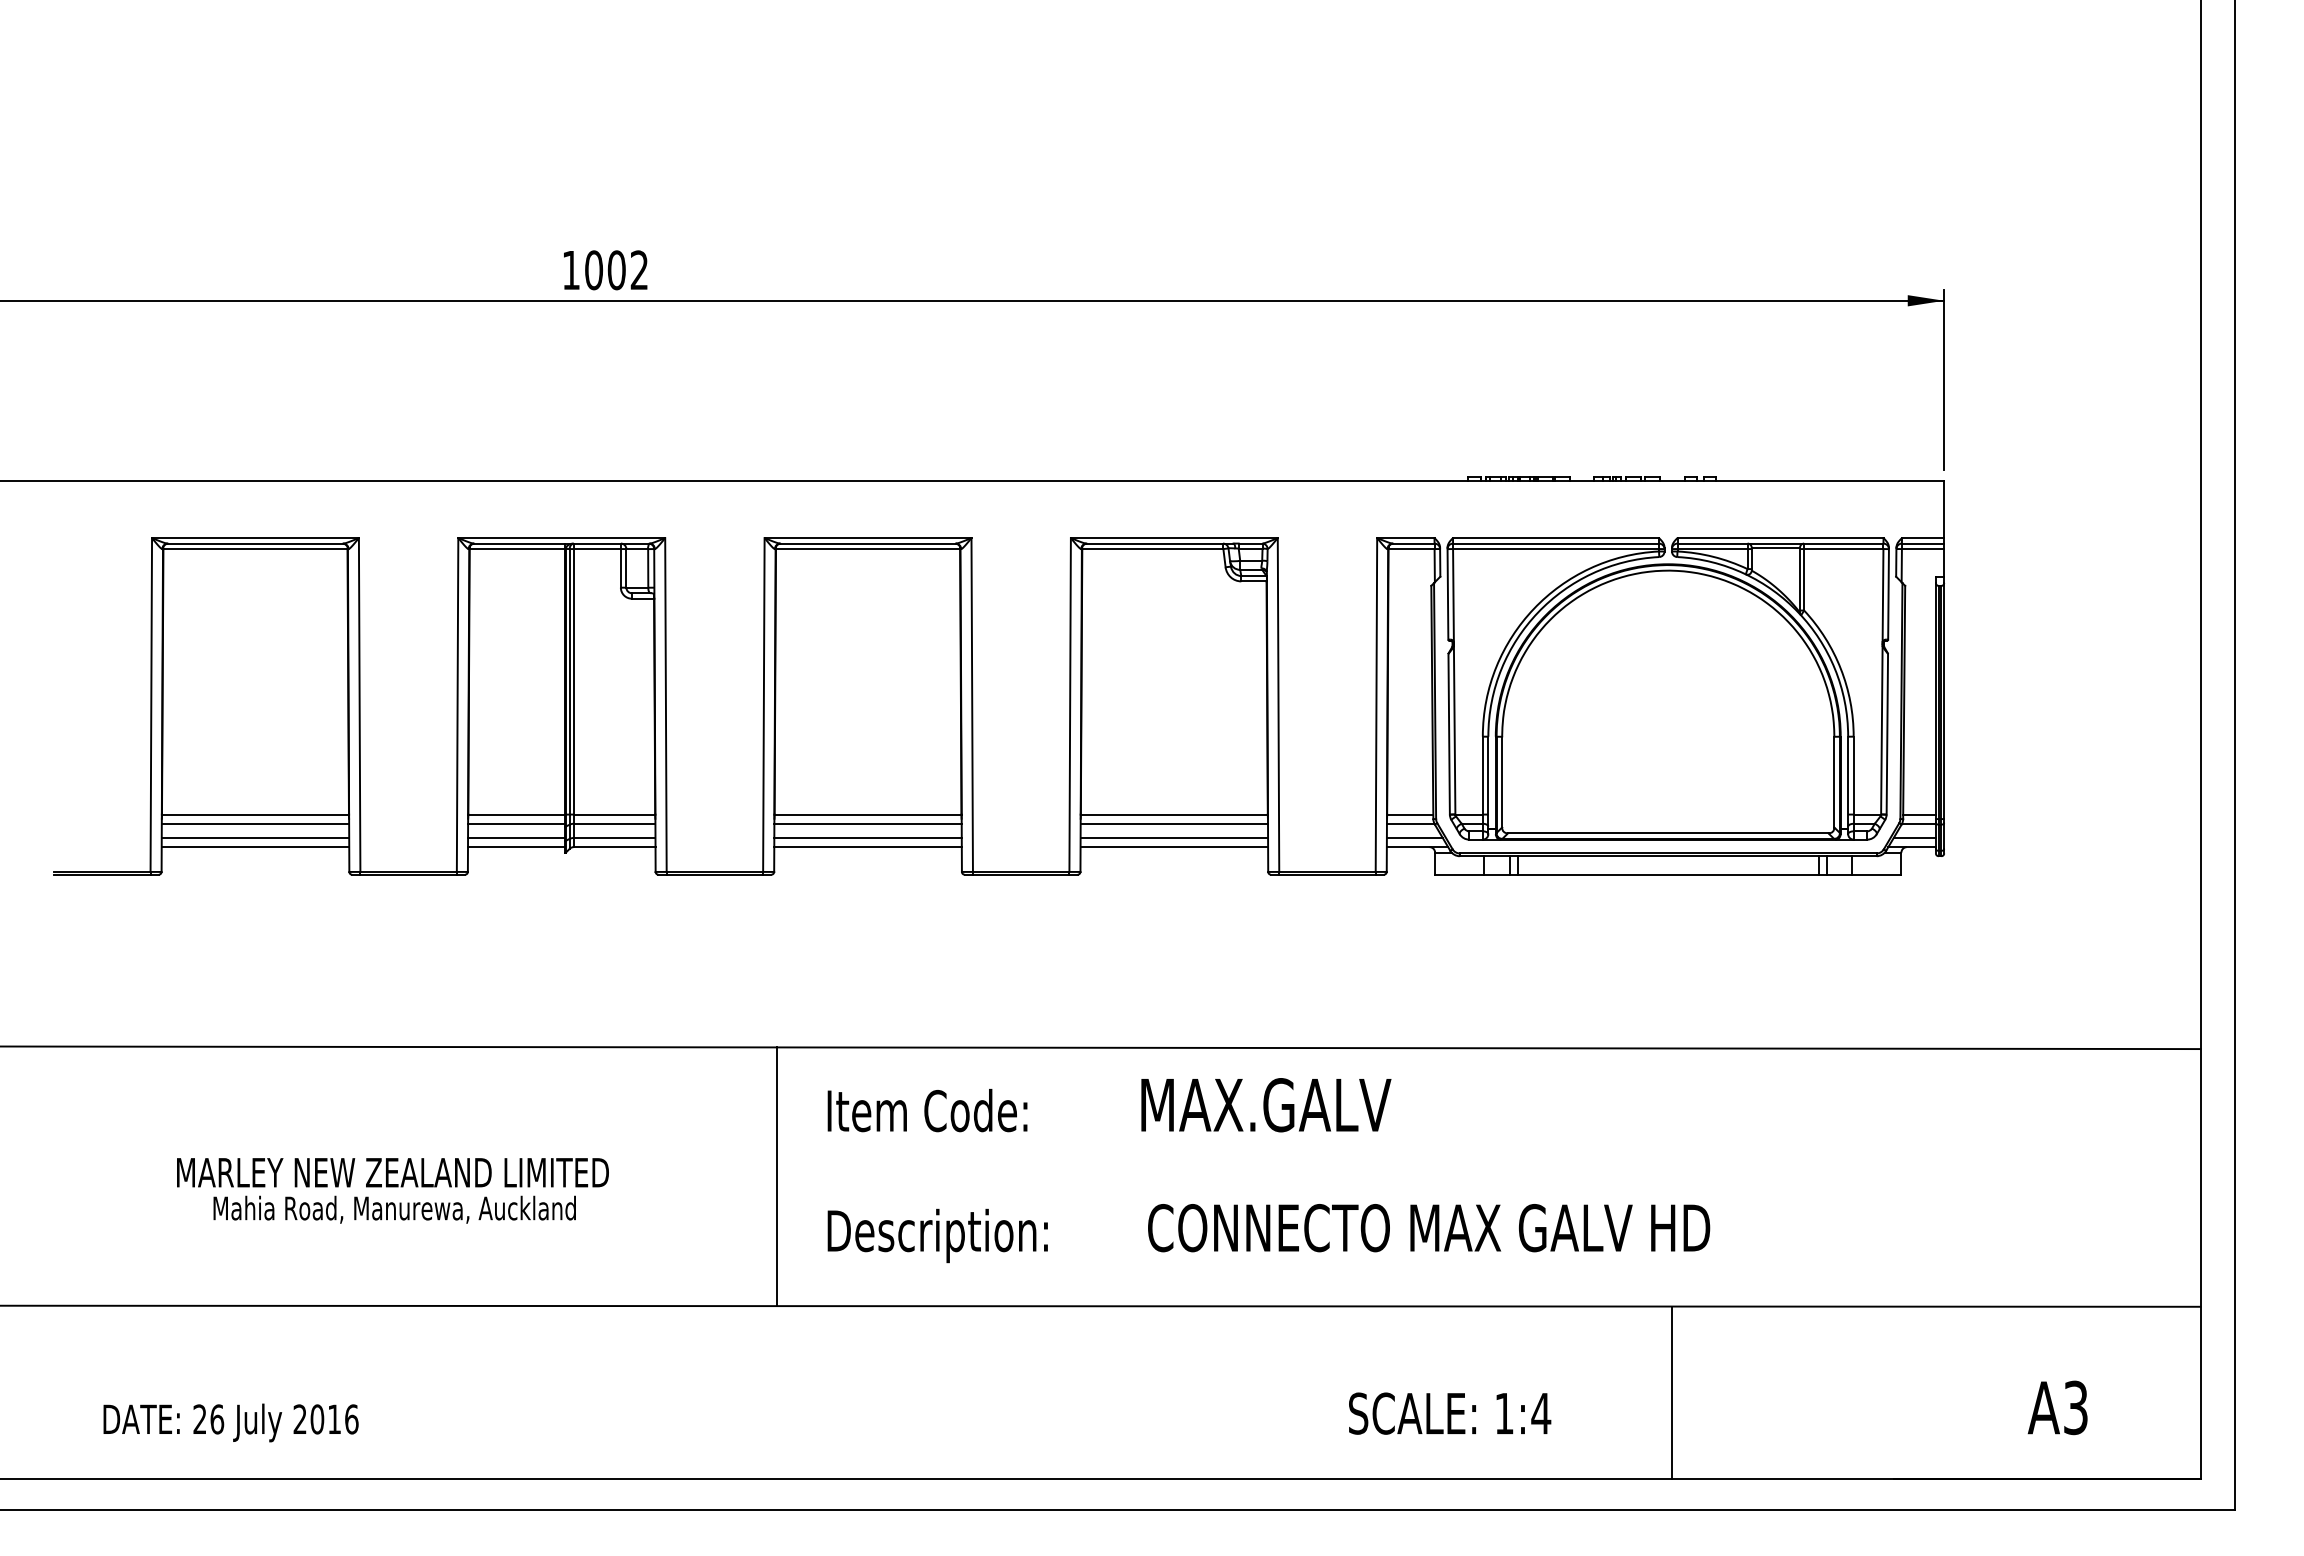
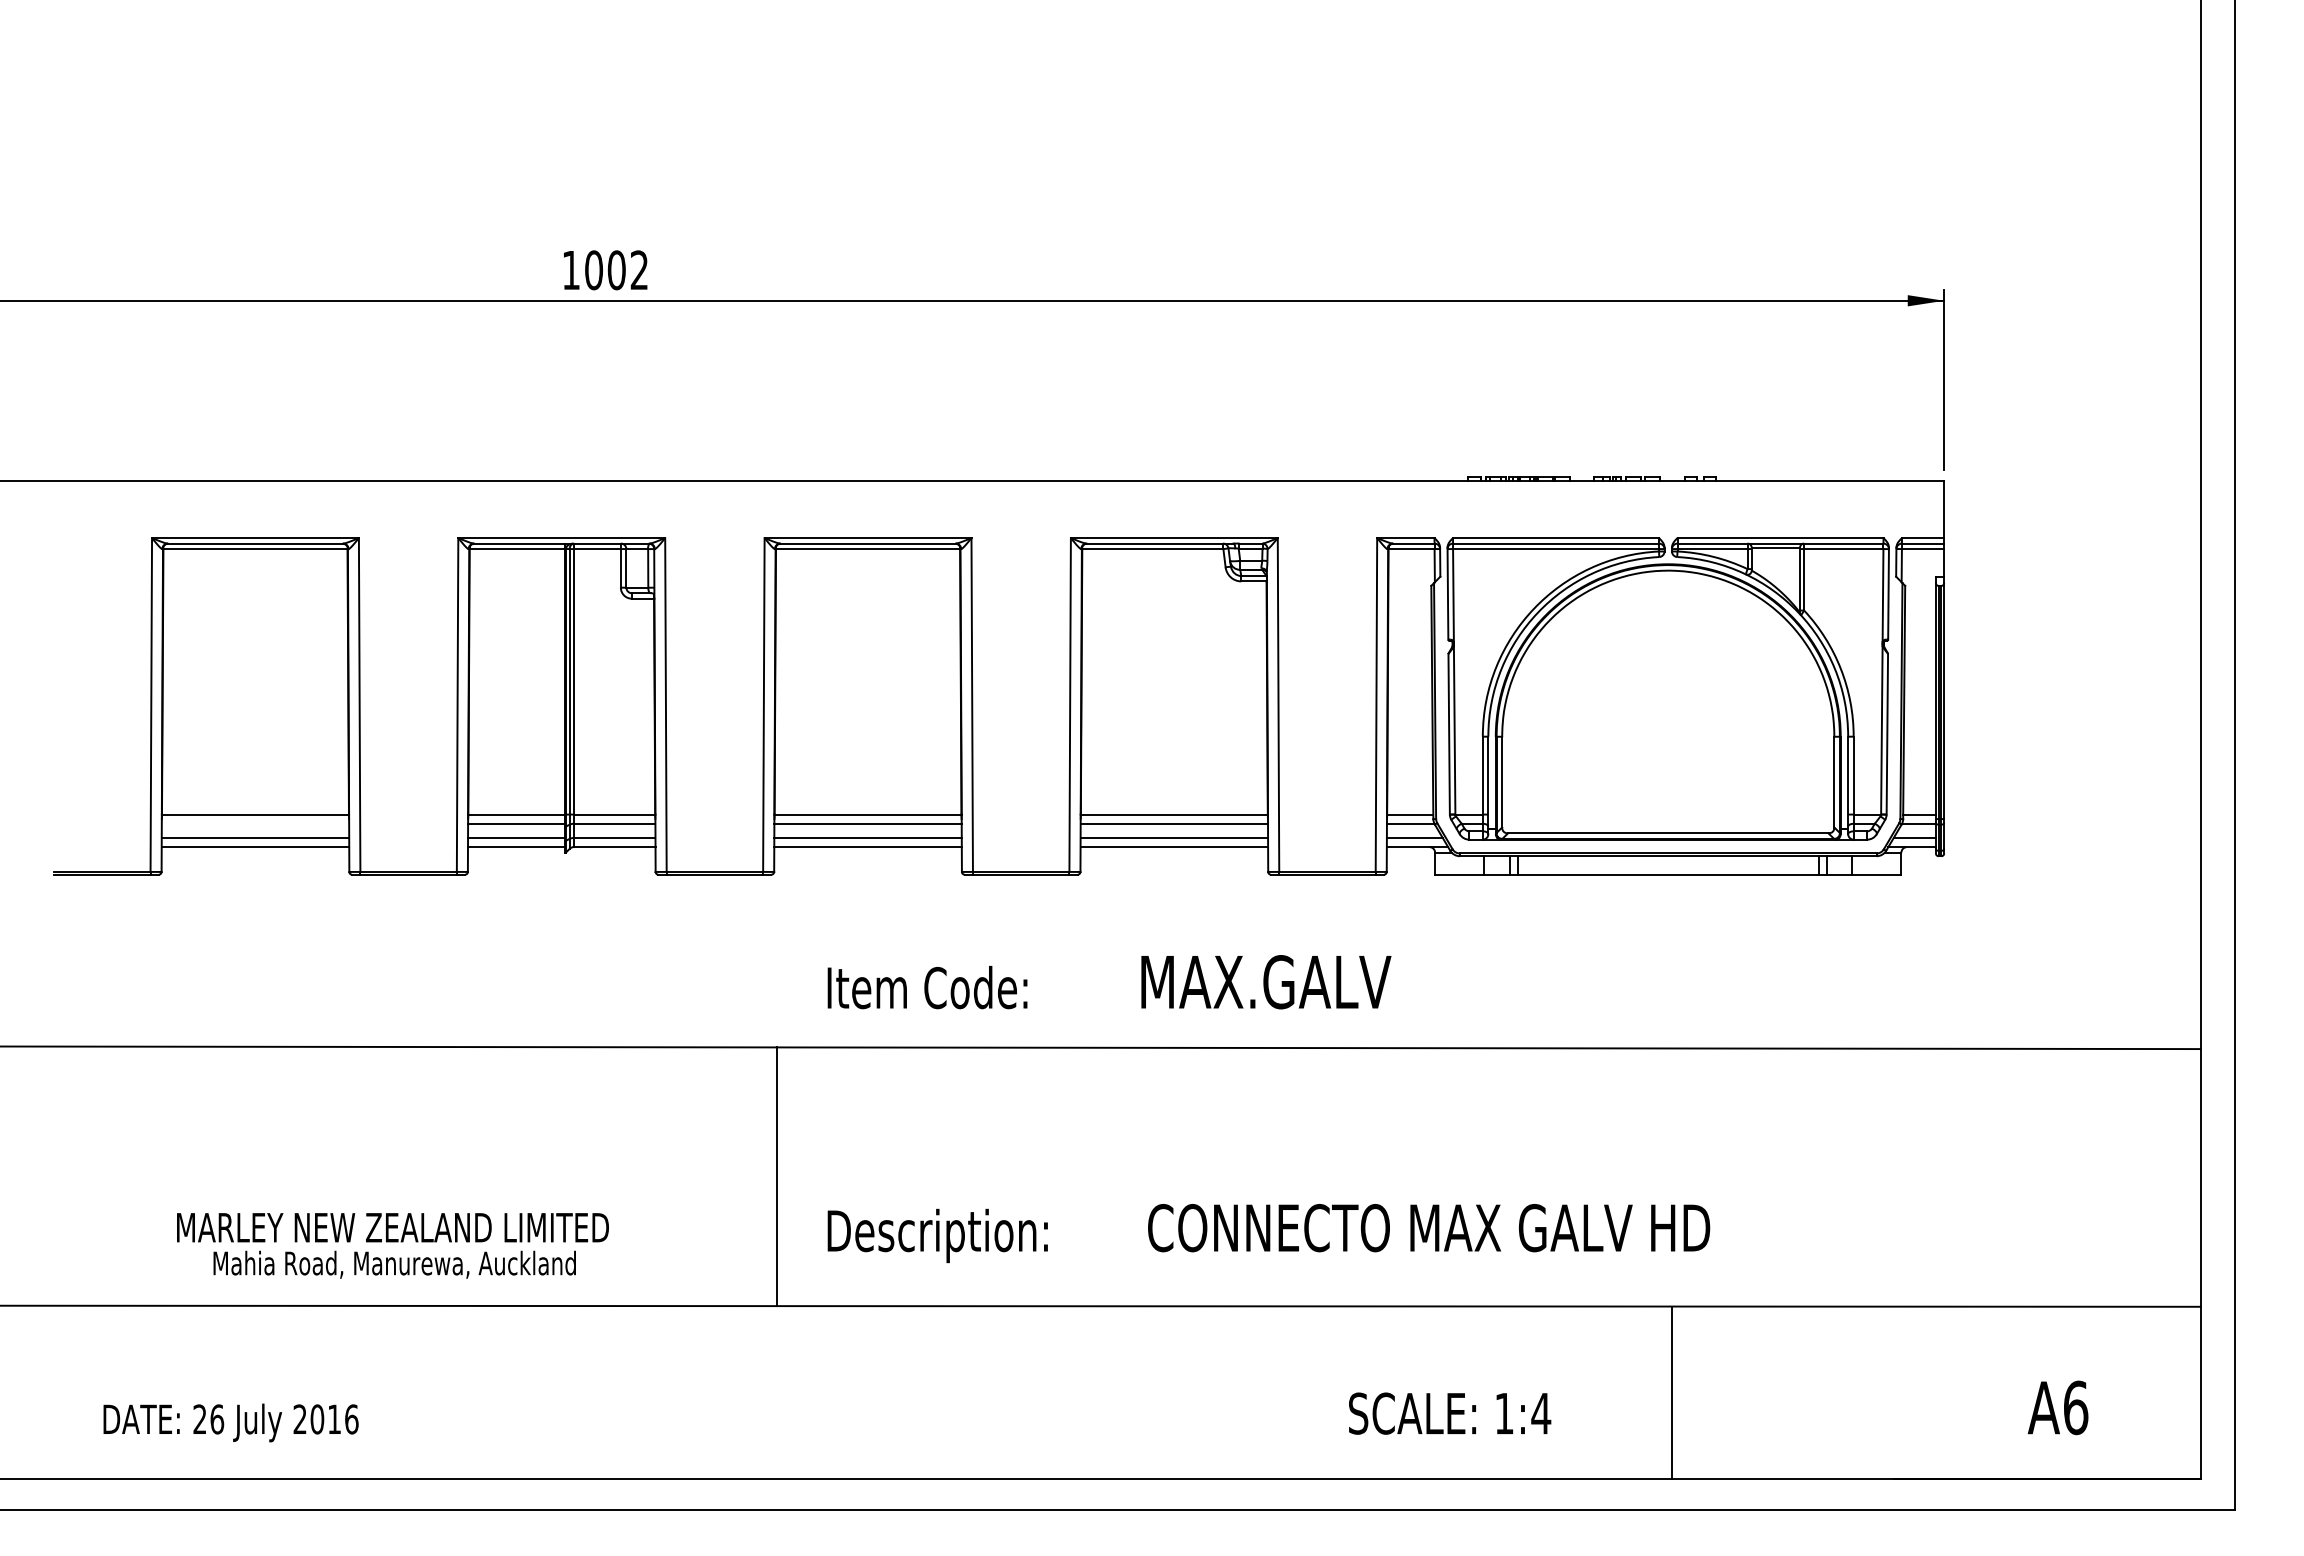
line: present -> none (255, 823)
text position: (1109, 1105) -> (1109, 982) (1109, 982)
text position: (392, 1190) -> (392, 1245) (392, 1245)
text: A3 -> A6 (2076, 1407)
